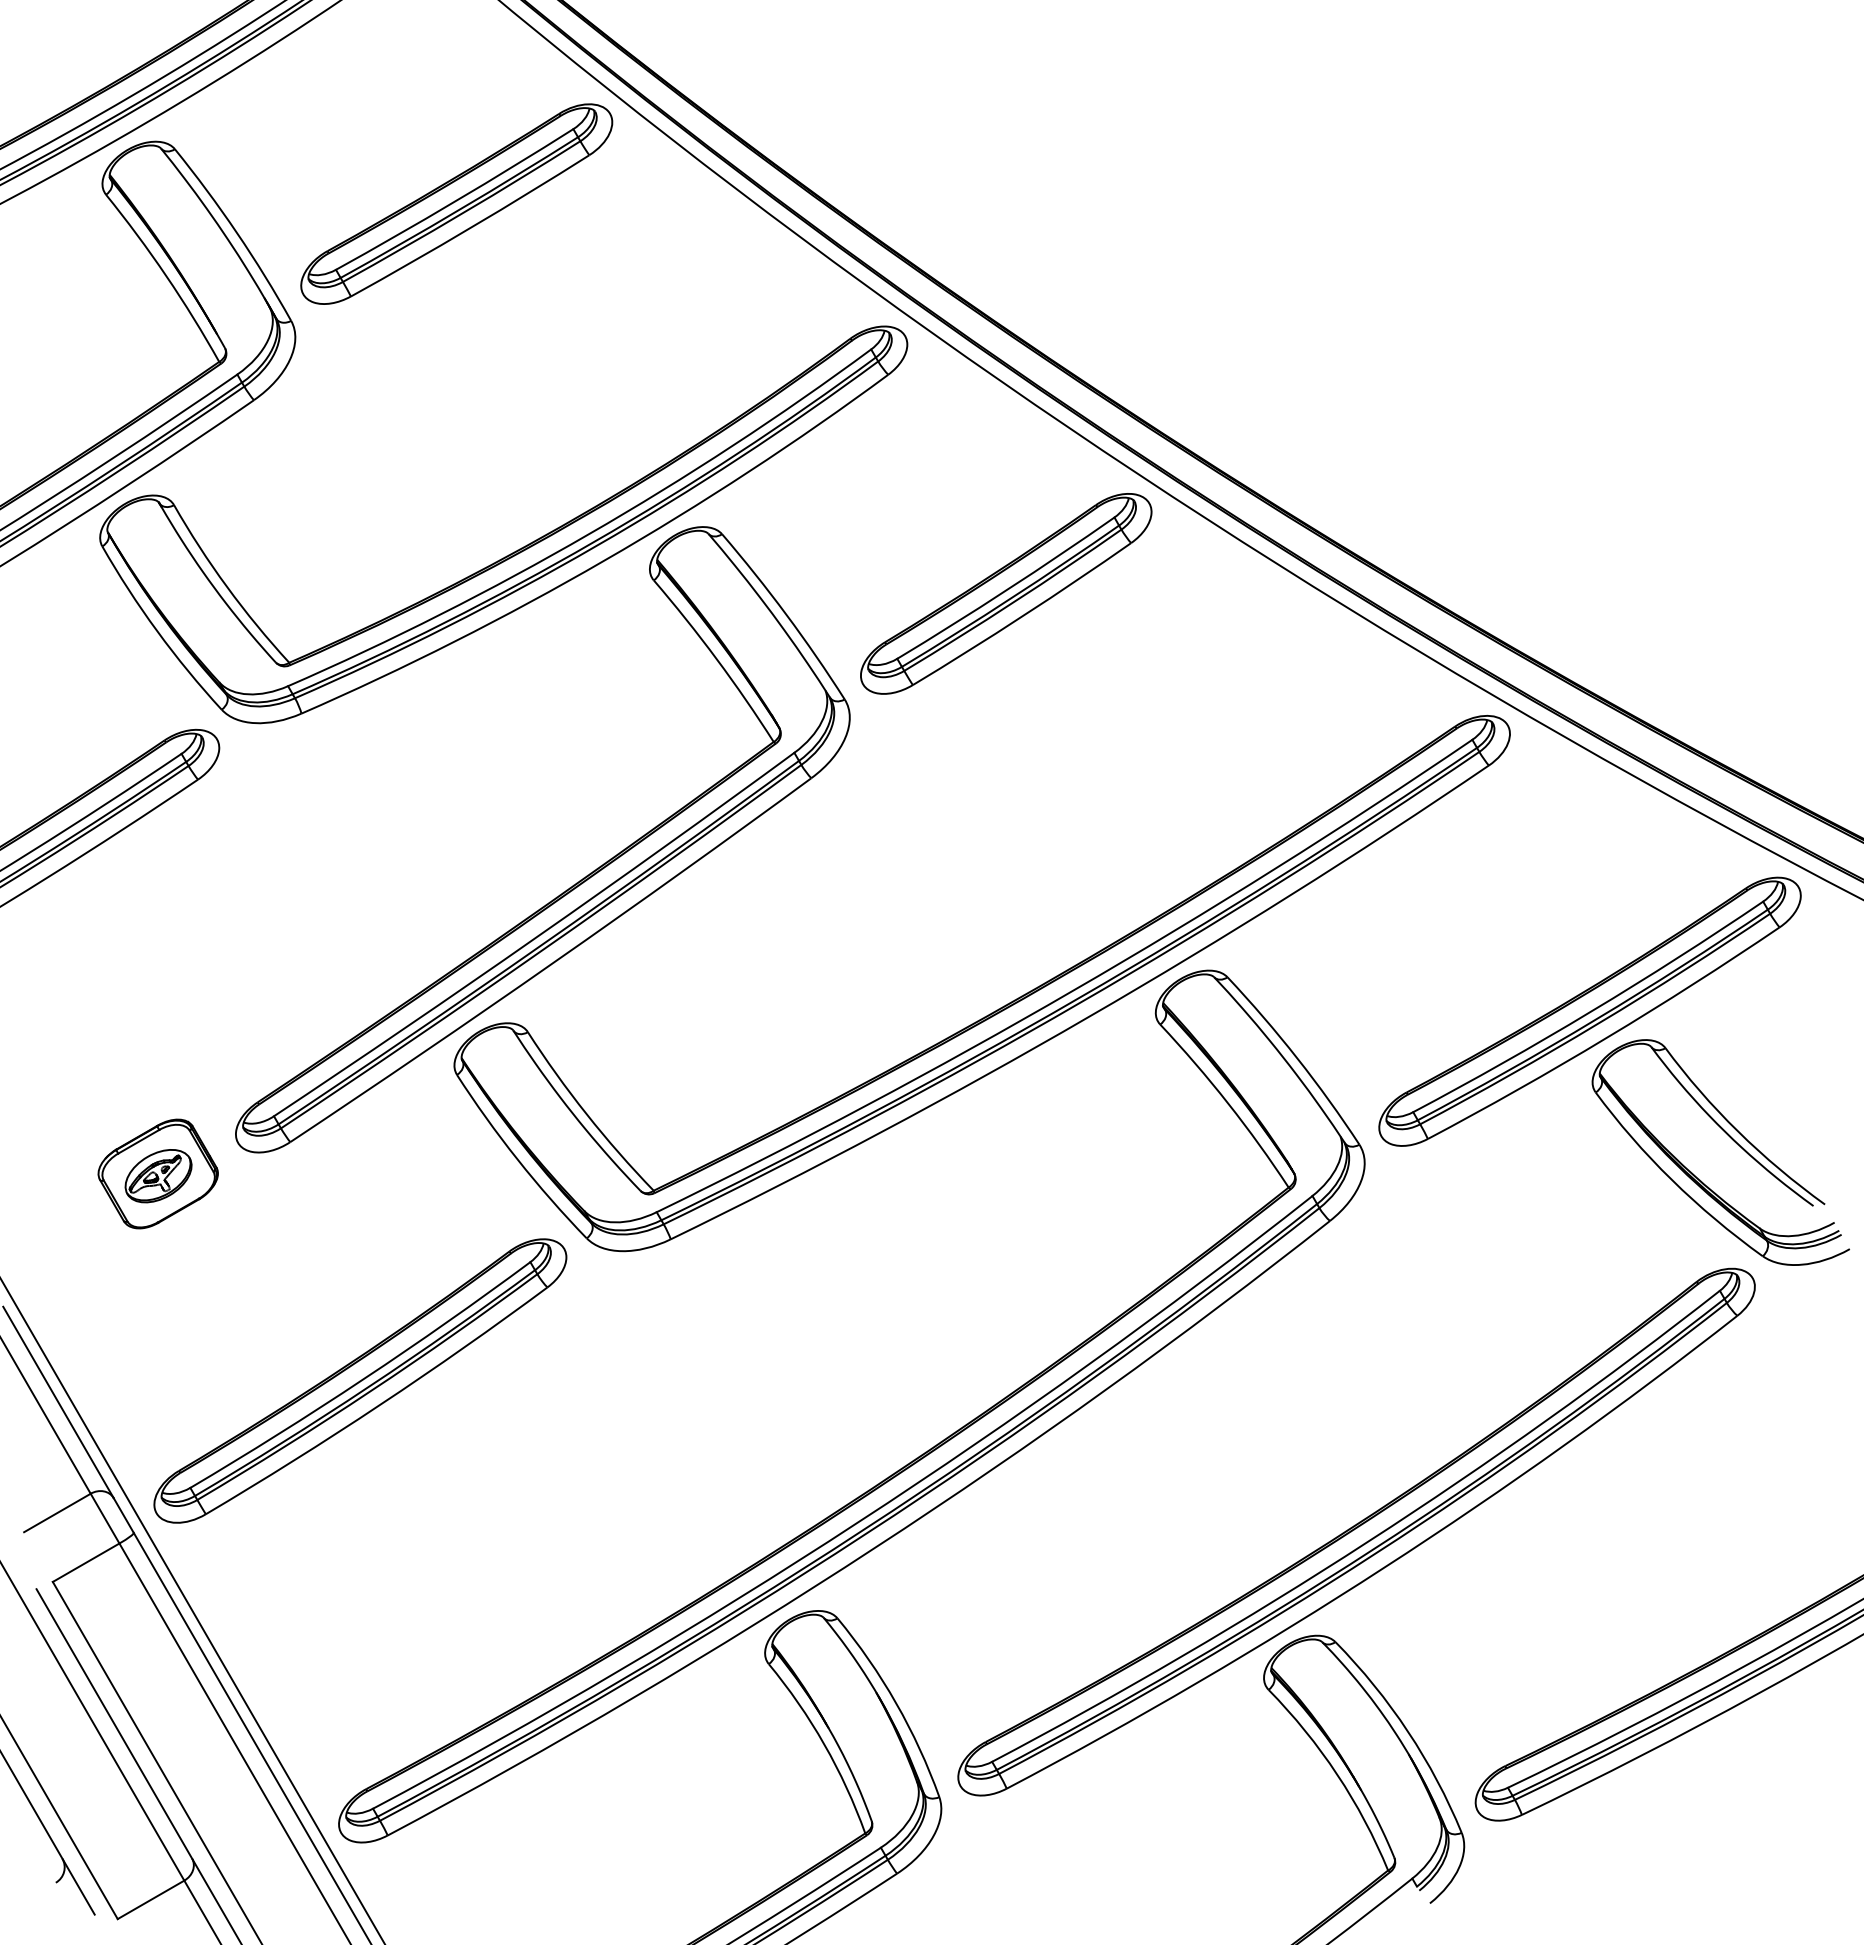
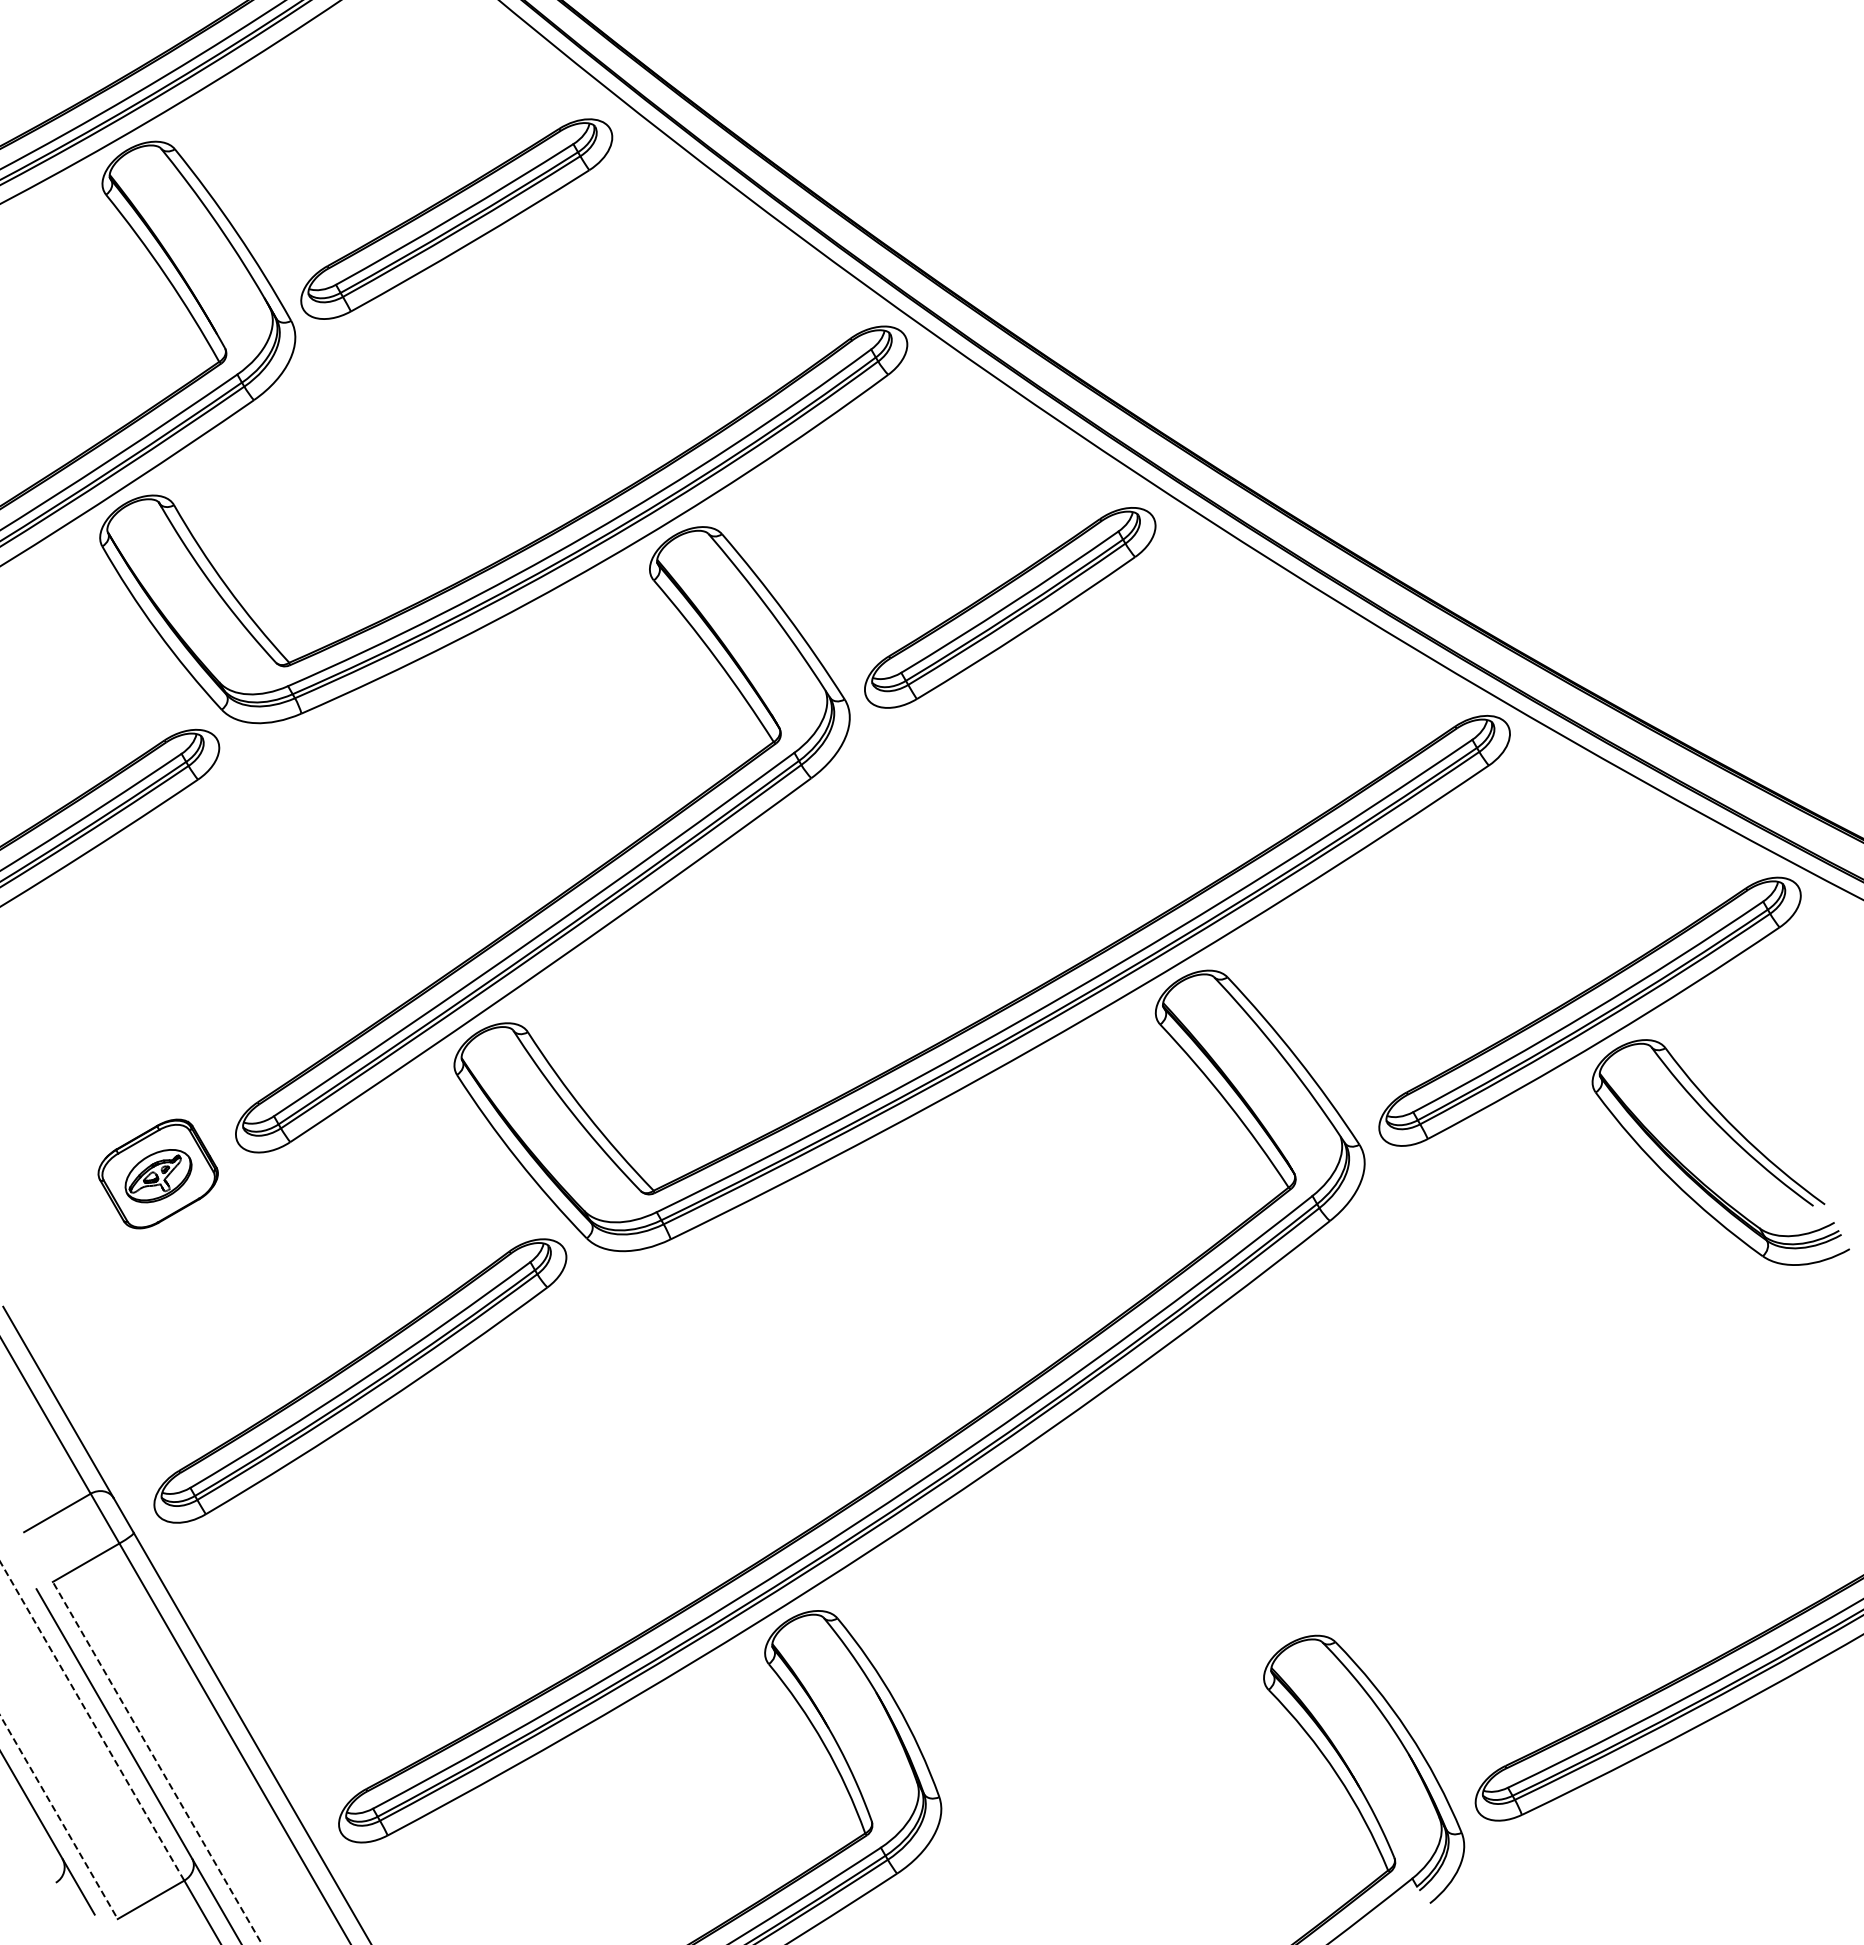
part position: (456, 203) -> (456, 218) (456, 218)
part position: (1006, 593) -> (1010, 607) (1010, 607)
part: present -> none (1356, 1531)
line: present -> none (192, 1611)
line: solid -> dashed (91, 1720)
line: solid -> dashed (157, 1762)
line: solid -> dashed (59, 1817)
